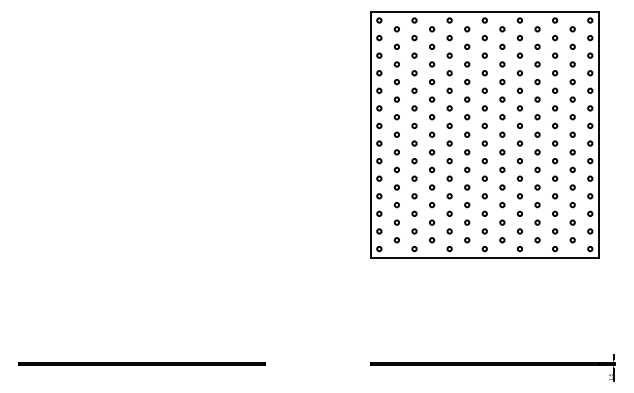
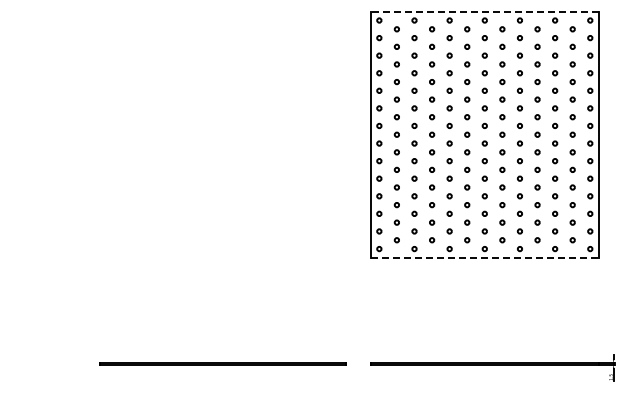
line: solid -> dashed (484, 11)
line: solid -> dashed (485, 257)
line position: (141, 363) -> (222, 363) (222, 363)
